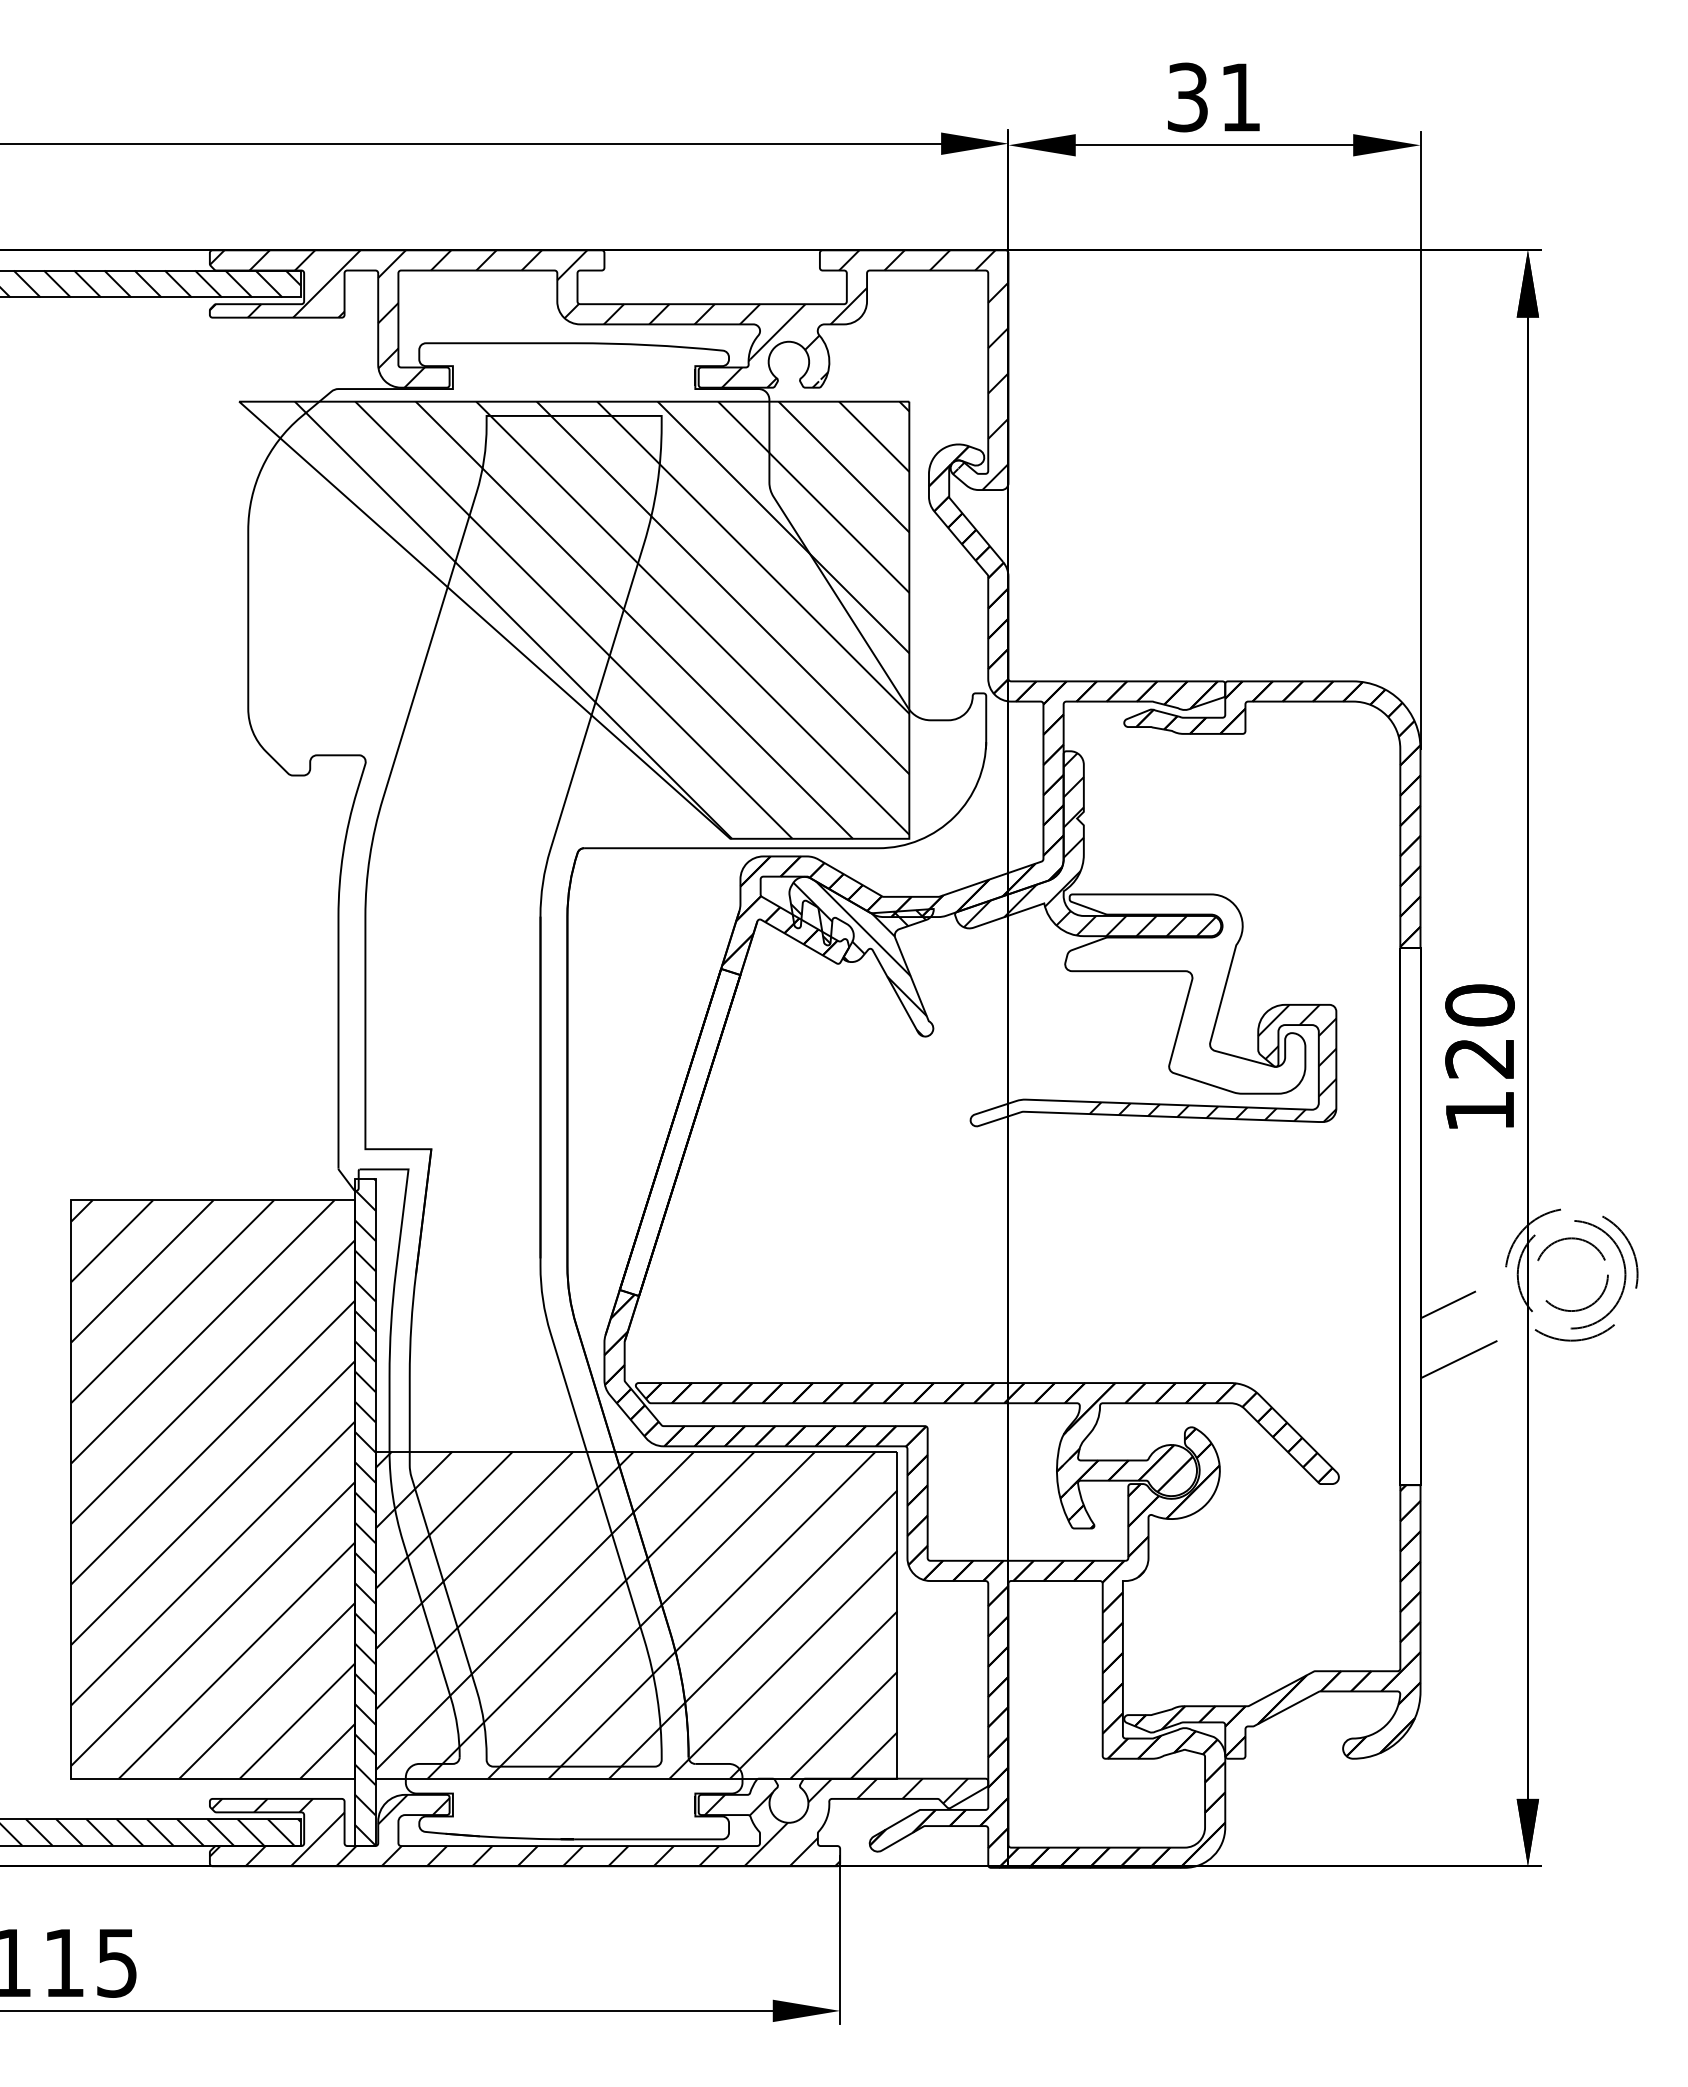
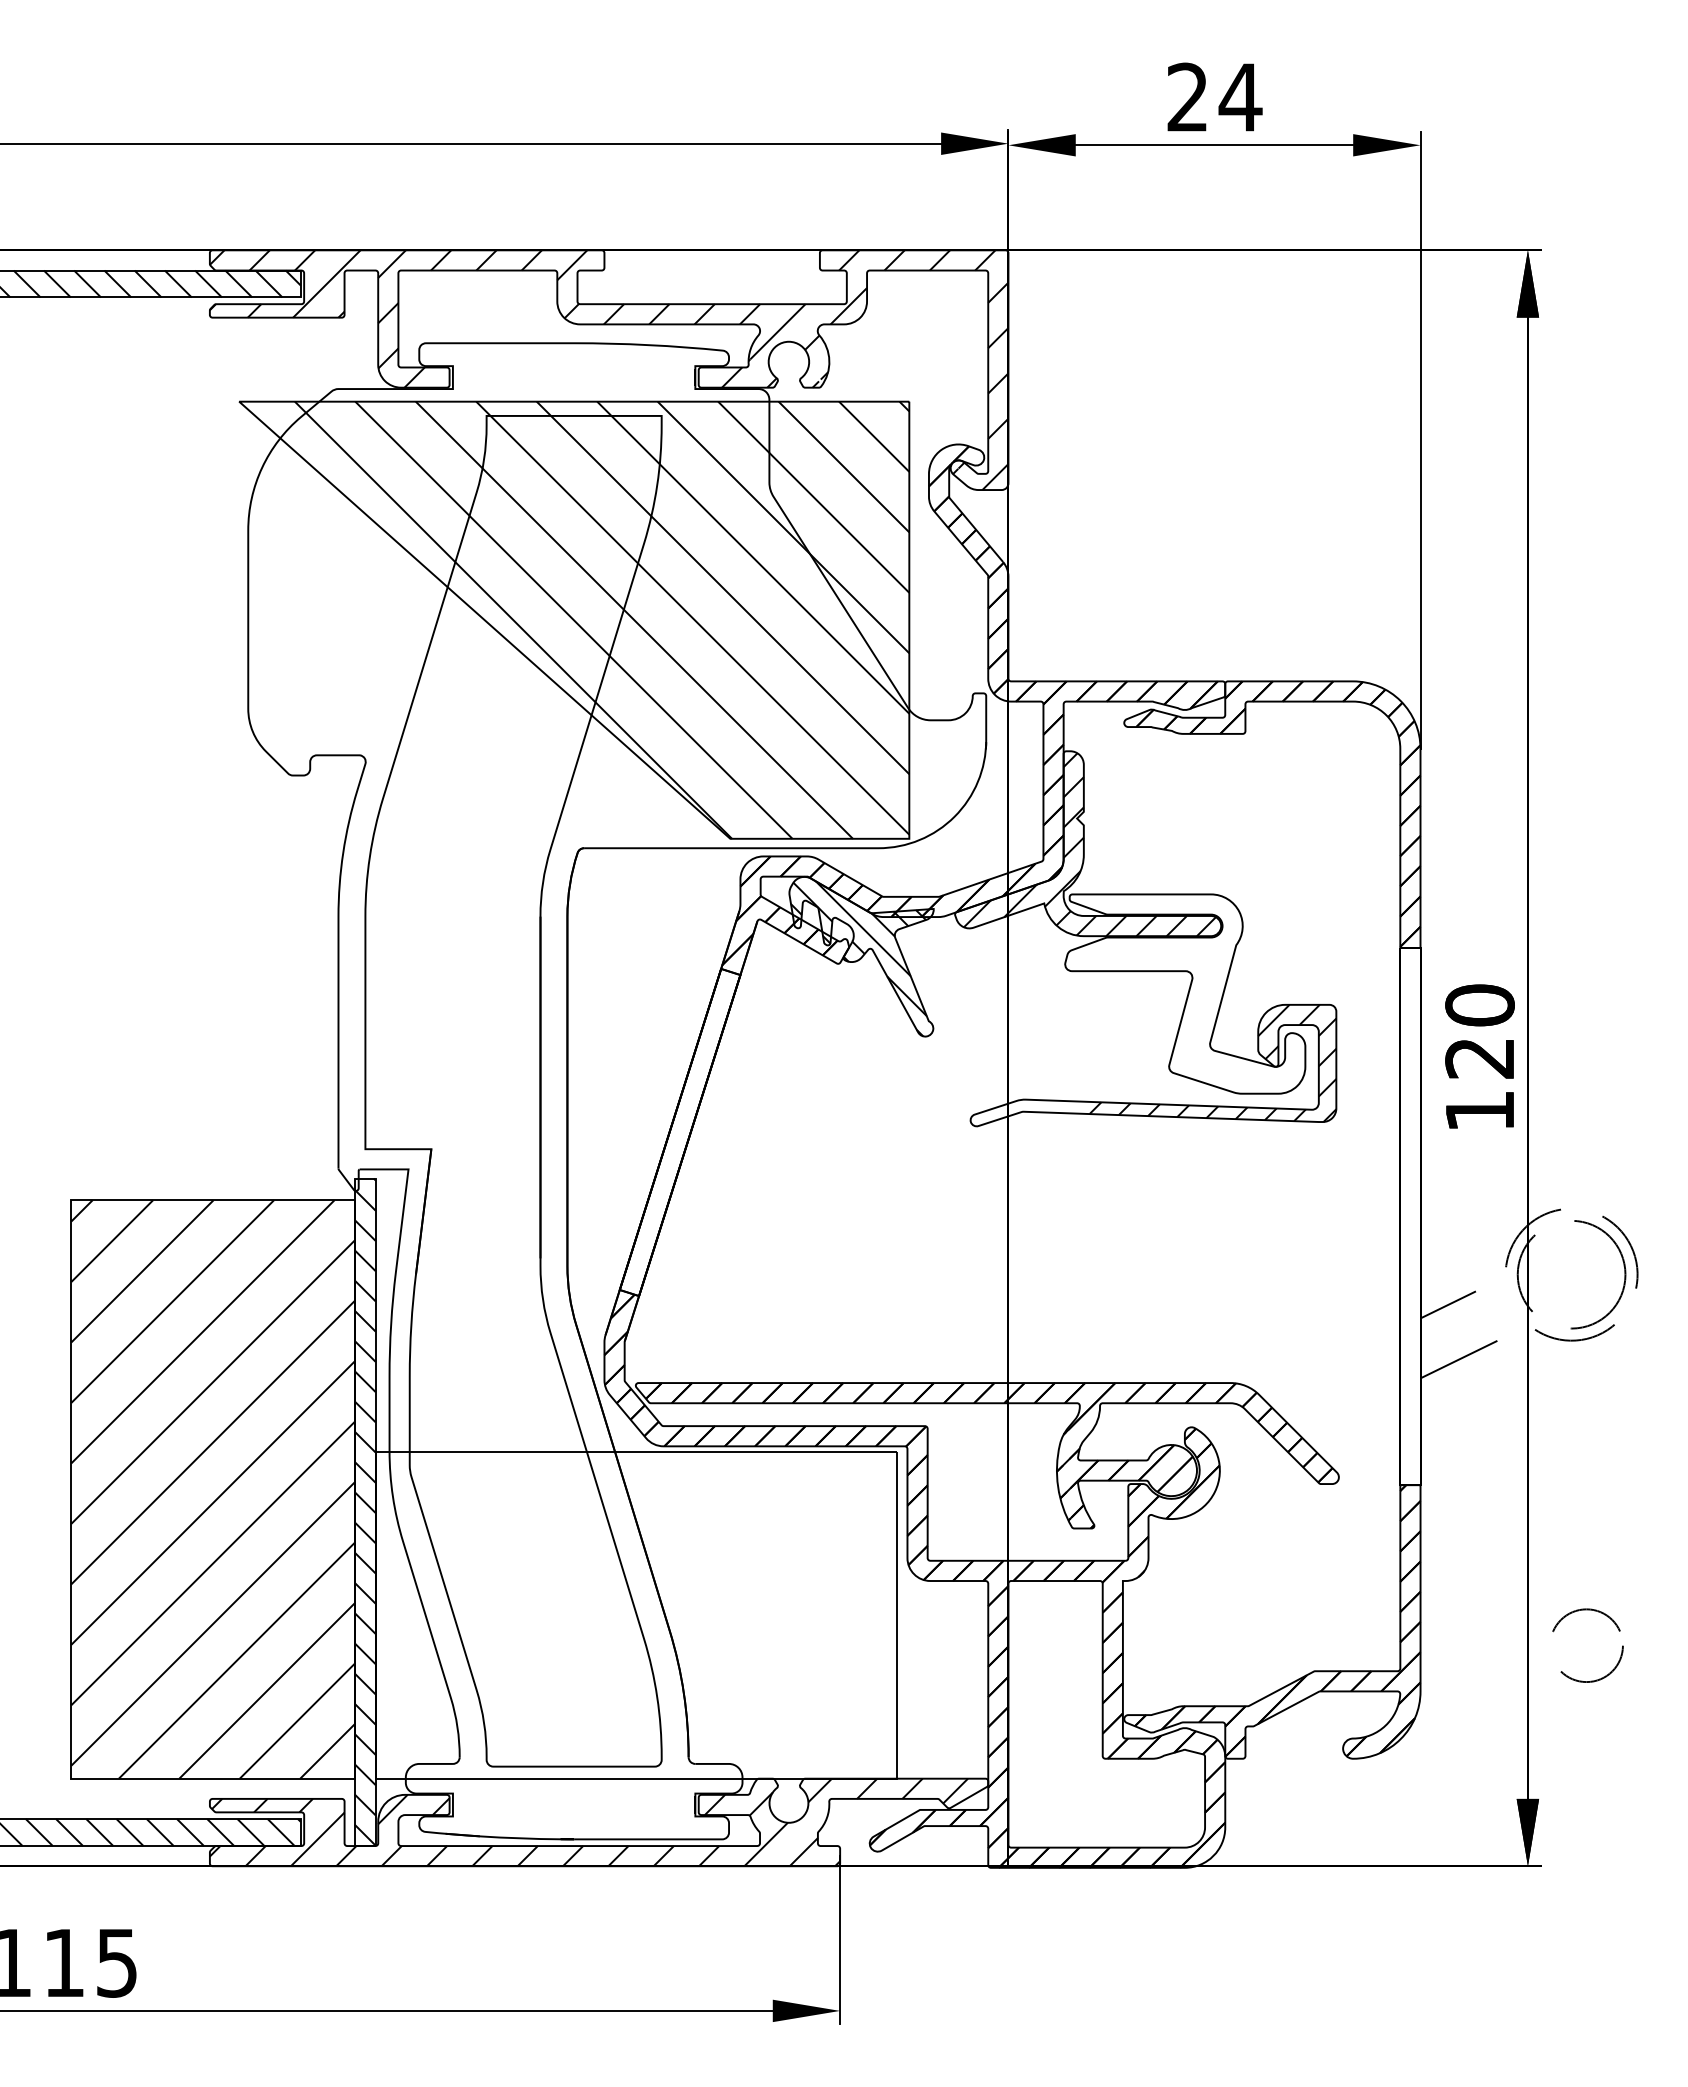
text: 31 -> 24 (1214, 97)
circle position: (1572, 1274) -> (1587, 1645) (1587, 1645)
hatch: present -> none (636, 1614)
